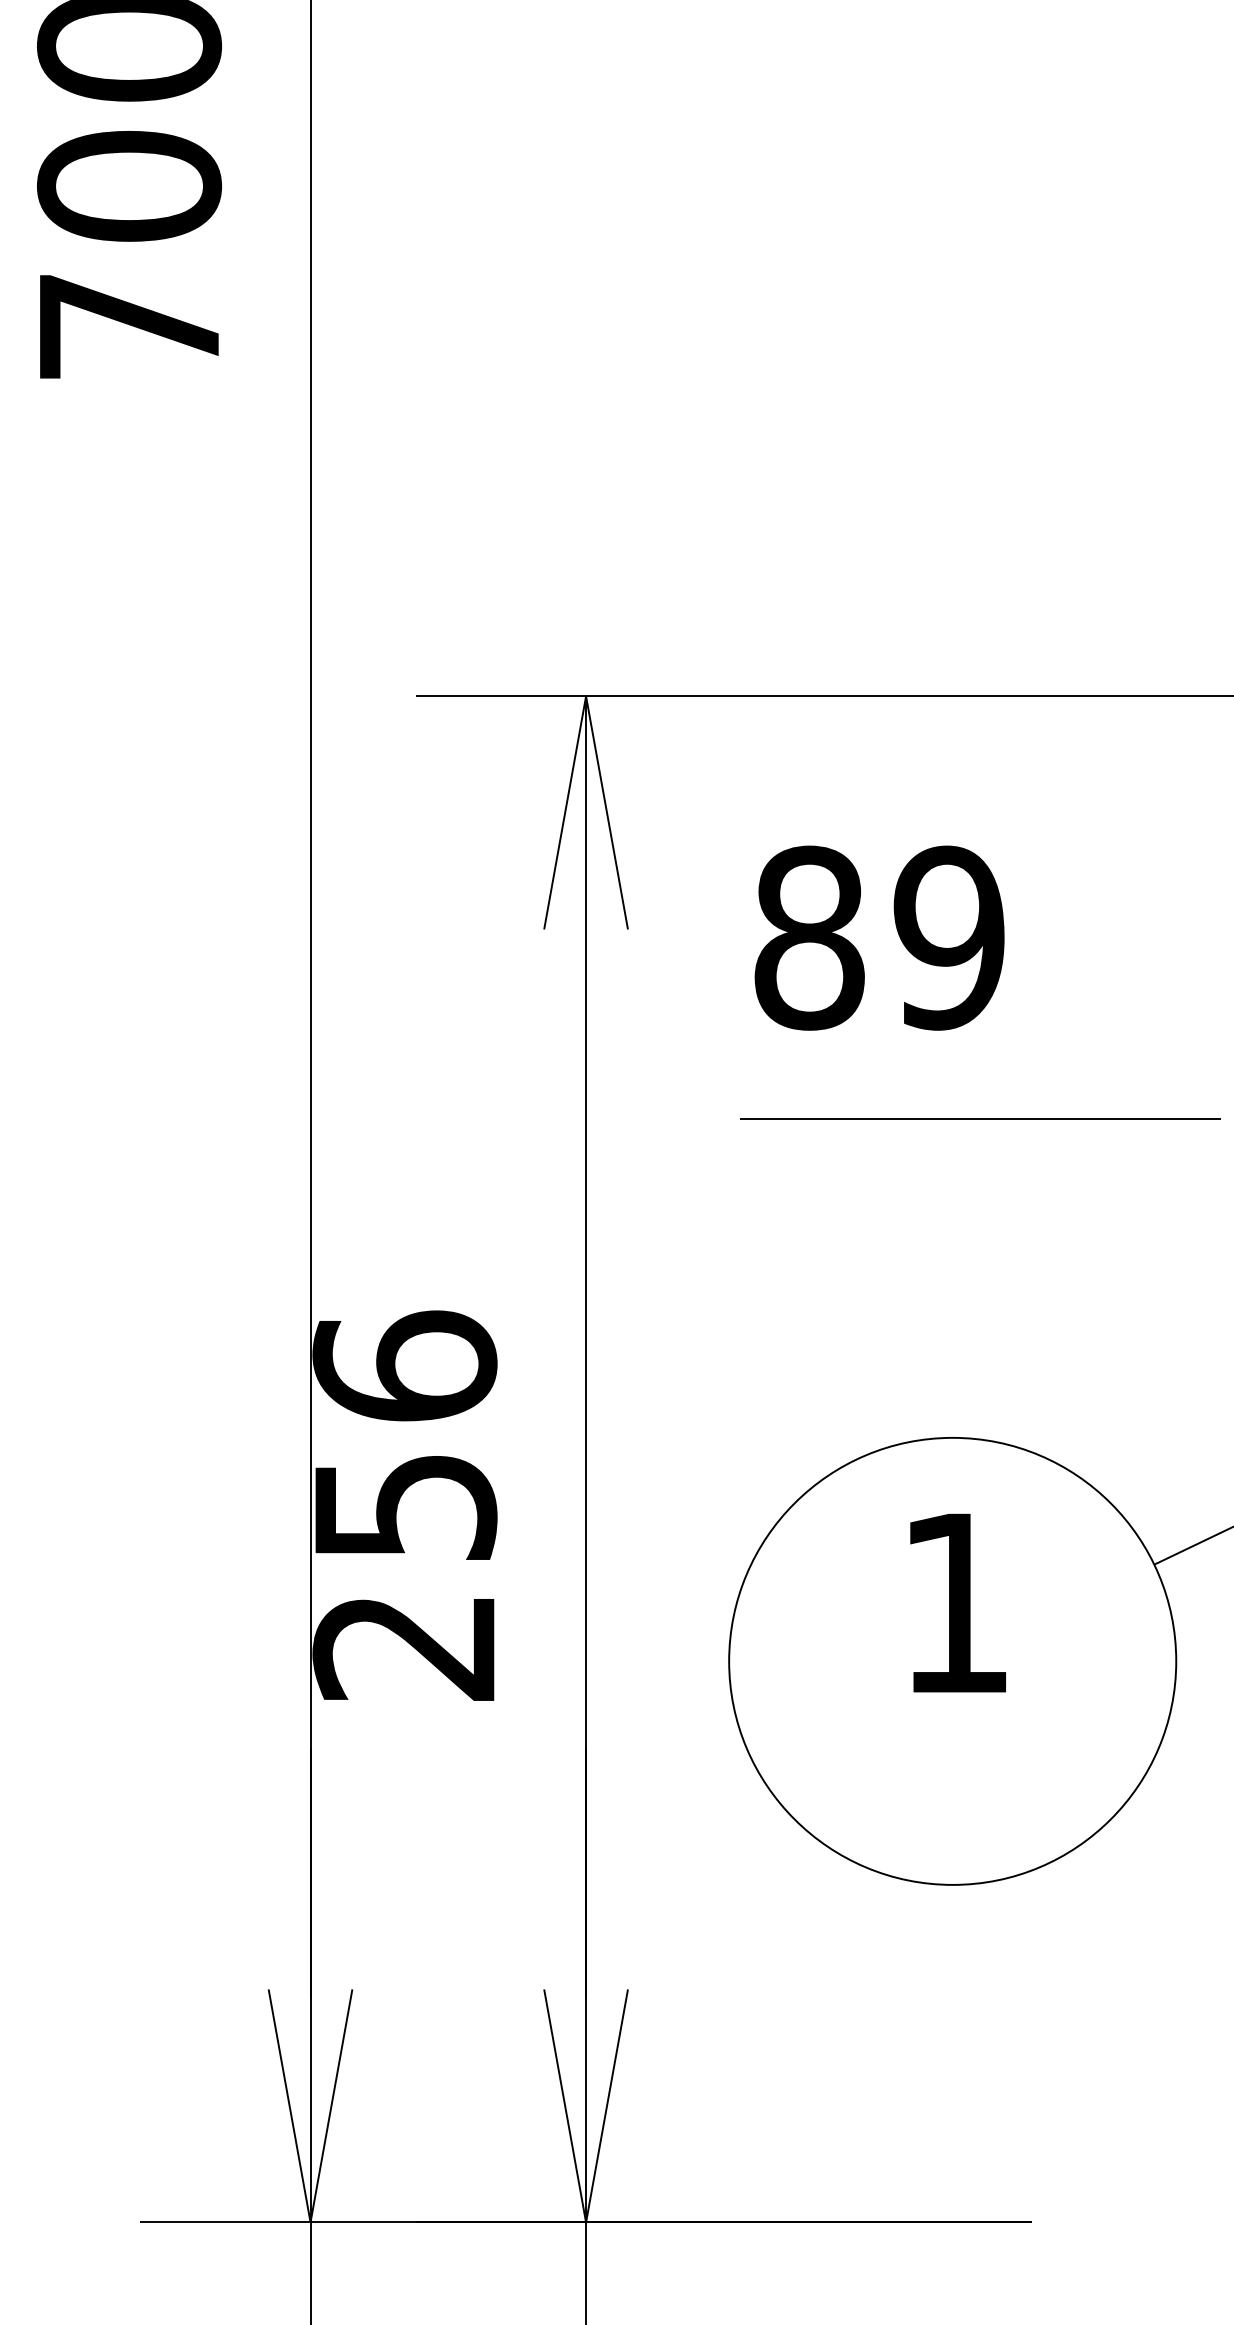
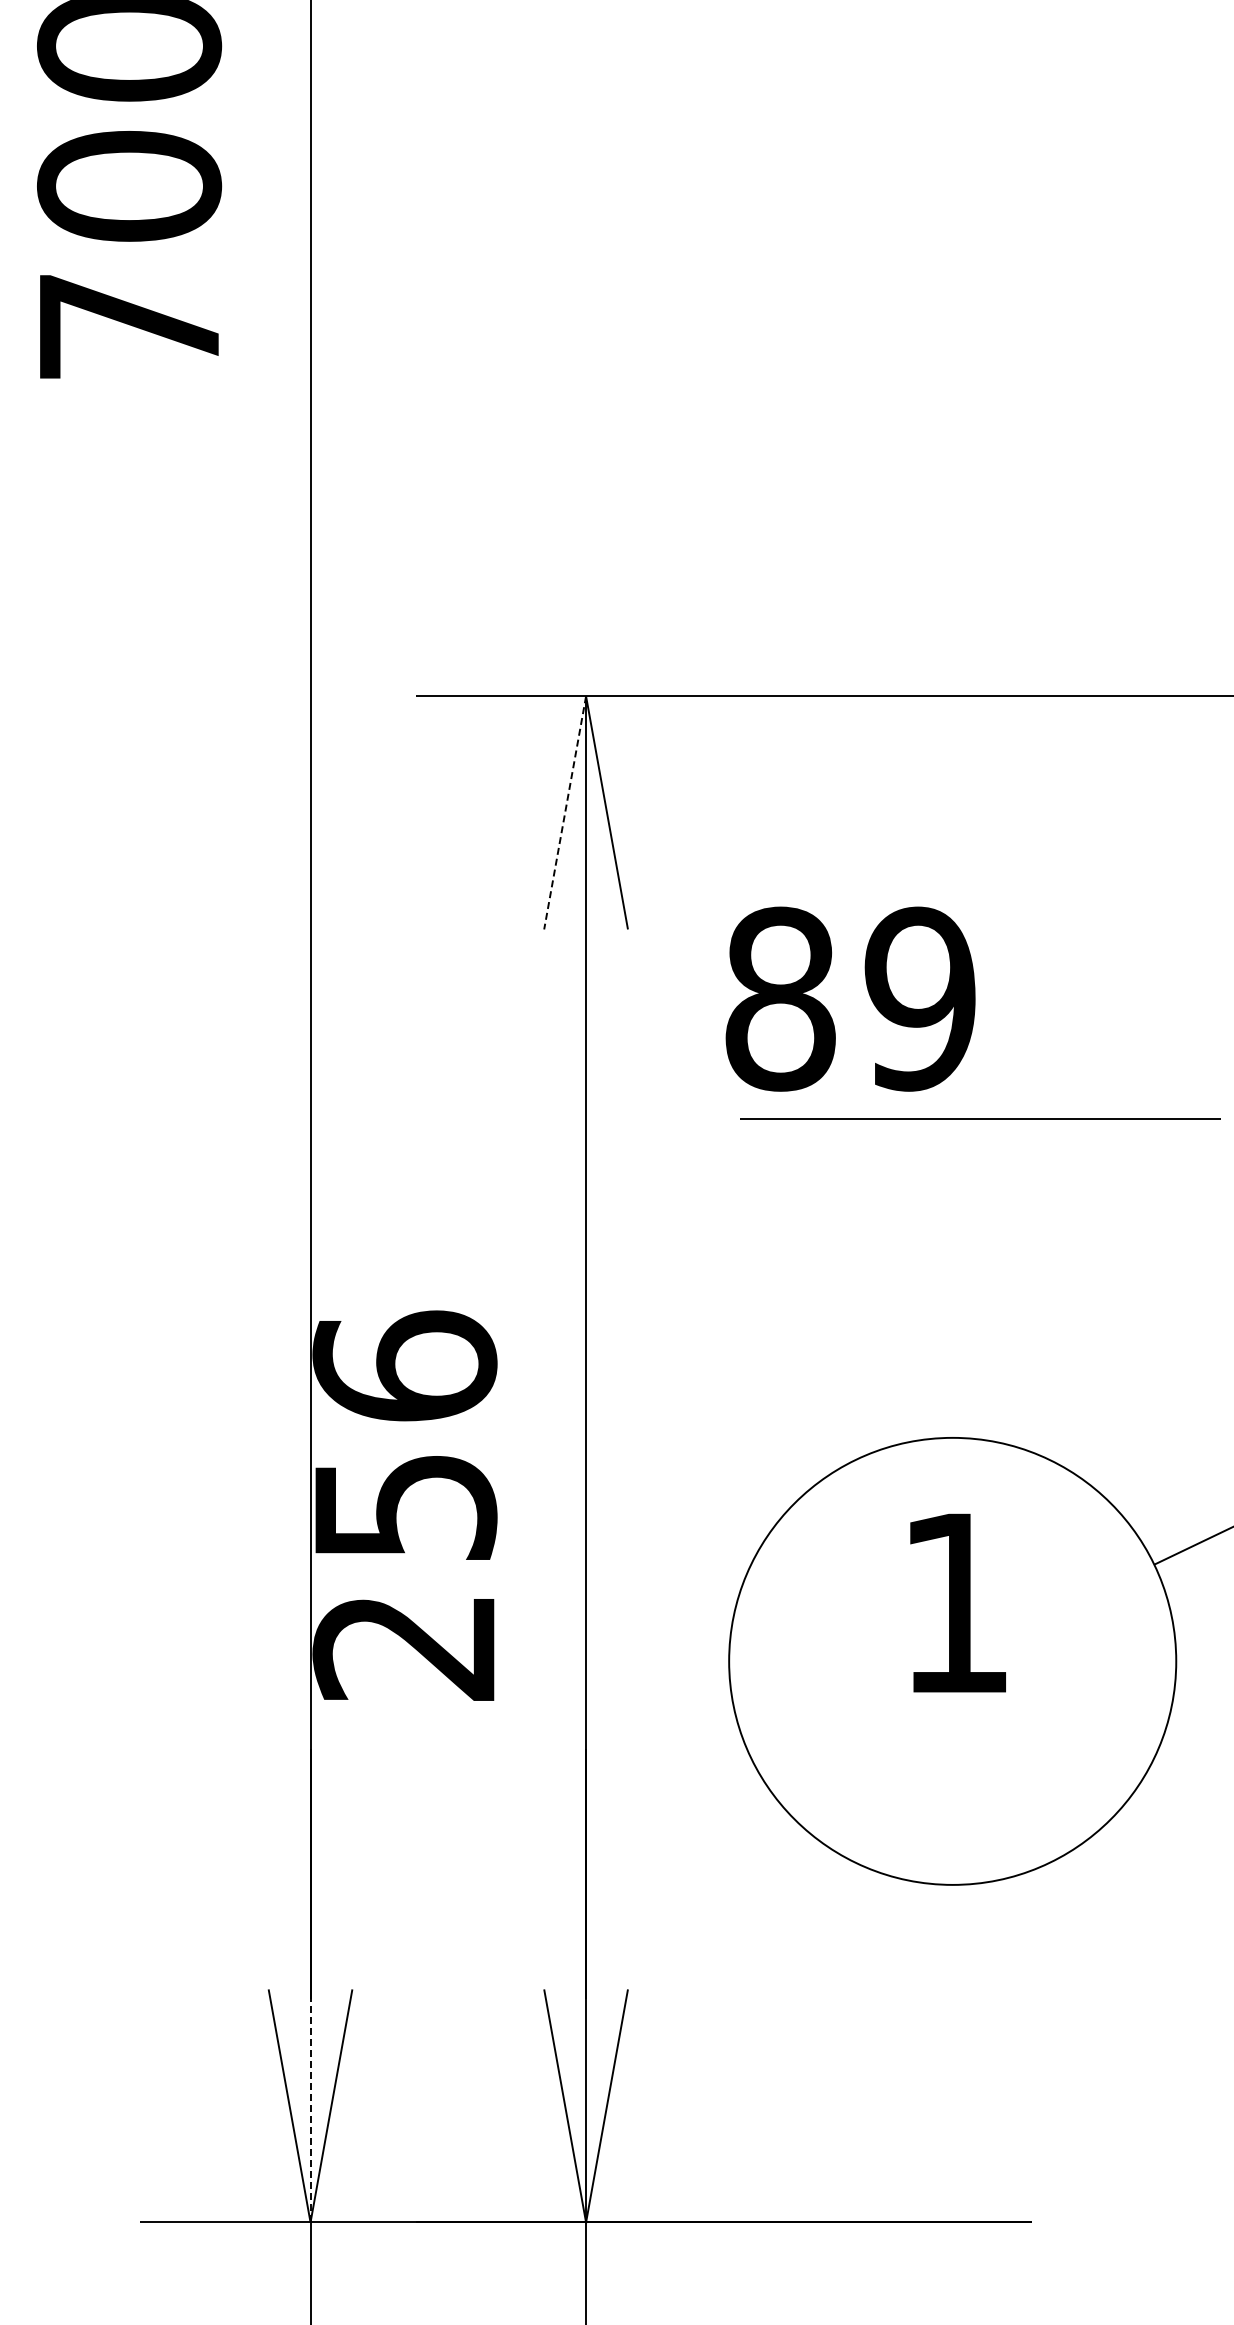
line: solid -> dashed (565, 813)
text position: (879, 937) -> (850, 998) (850, 998)
line: solid -> dashed (310, 2110)
